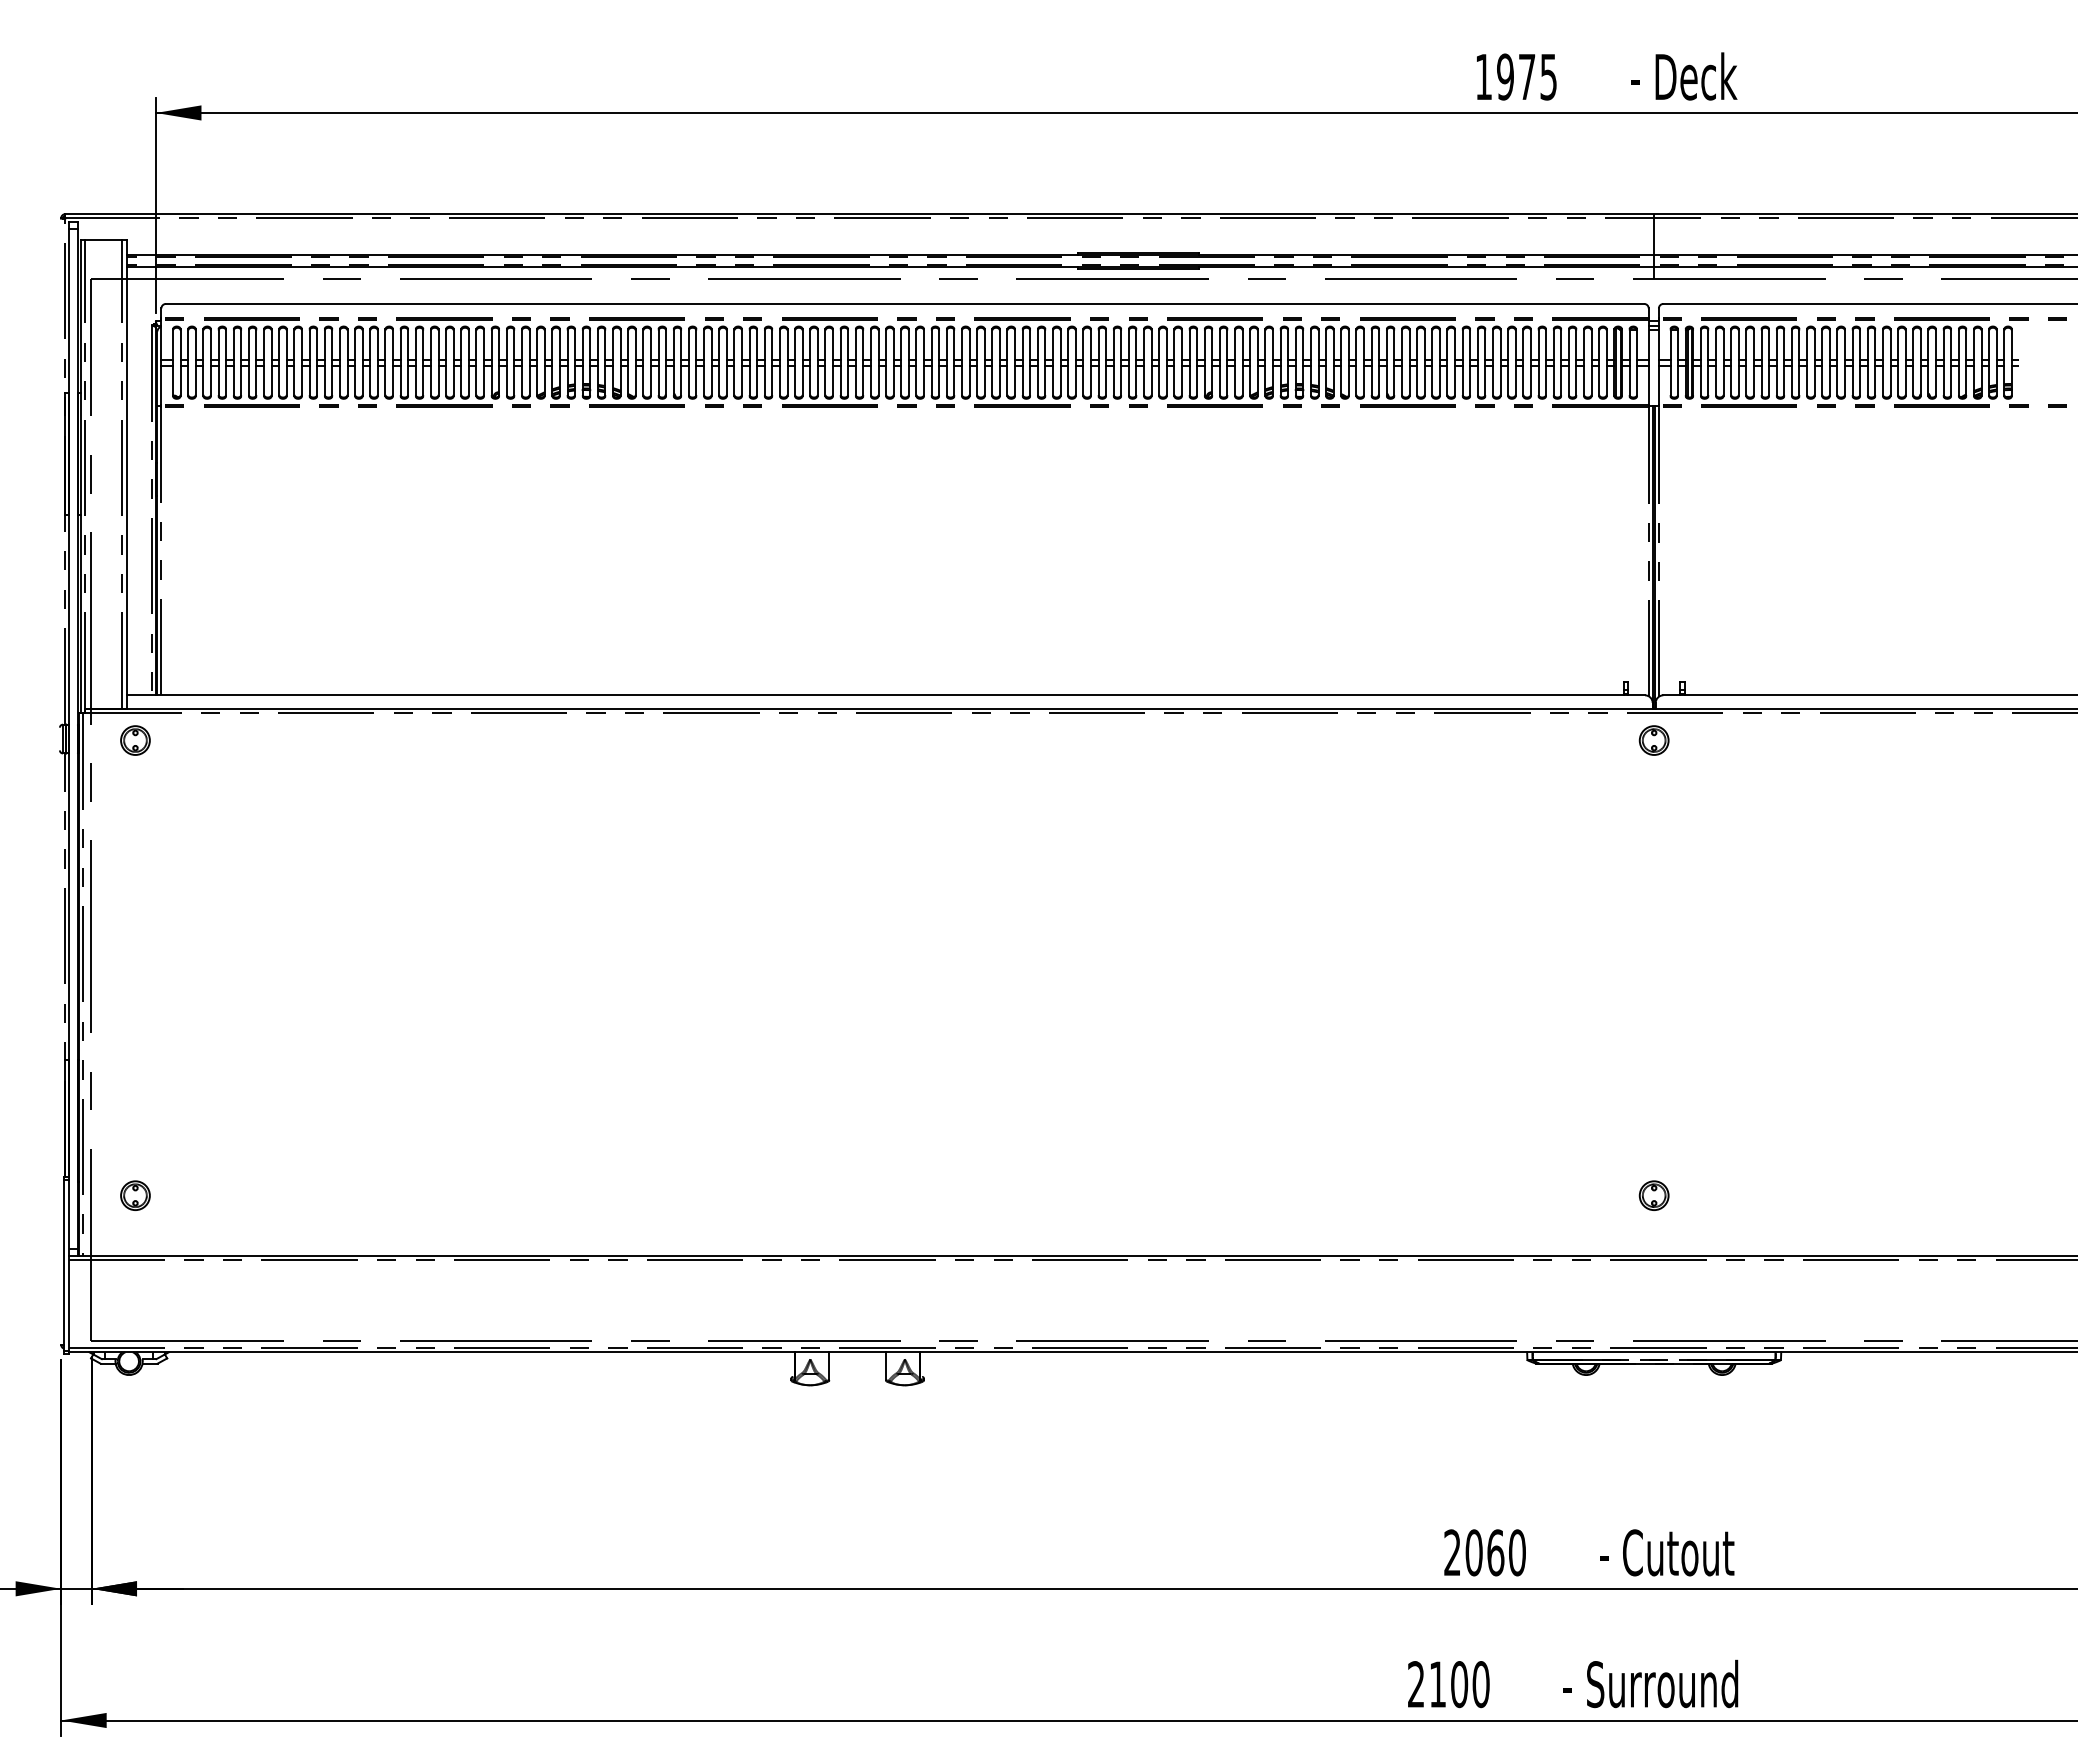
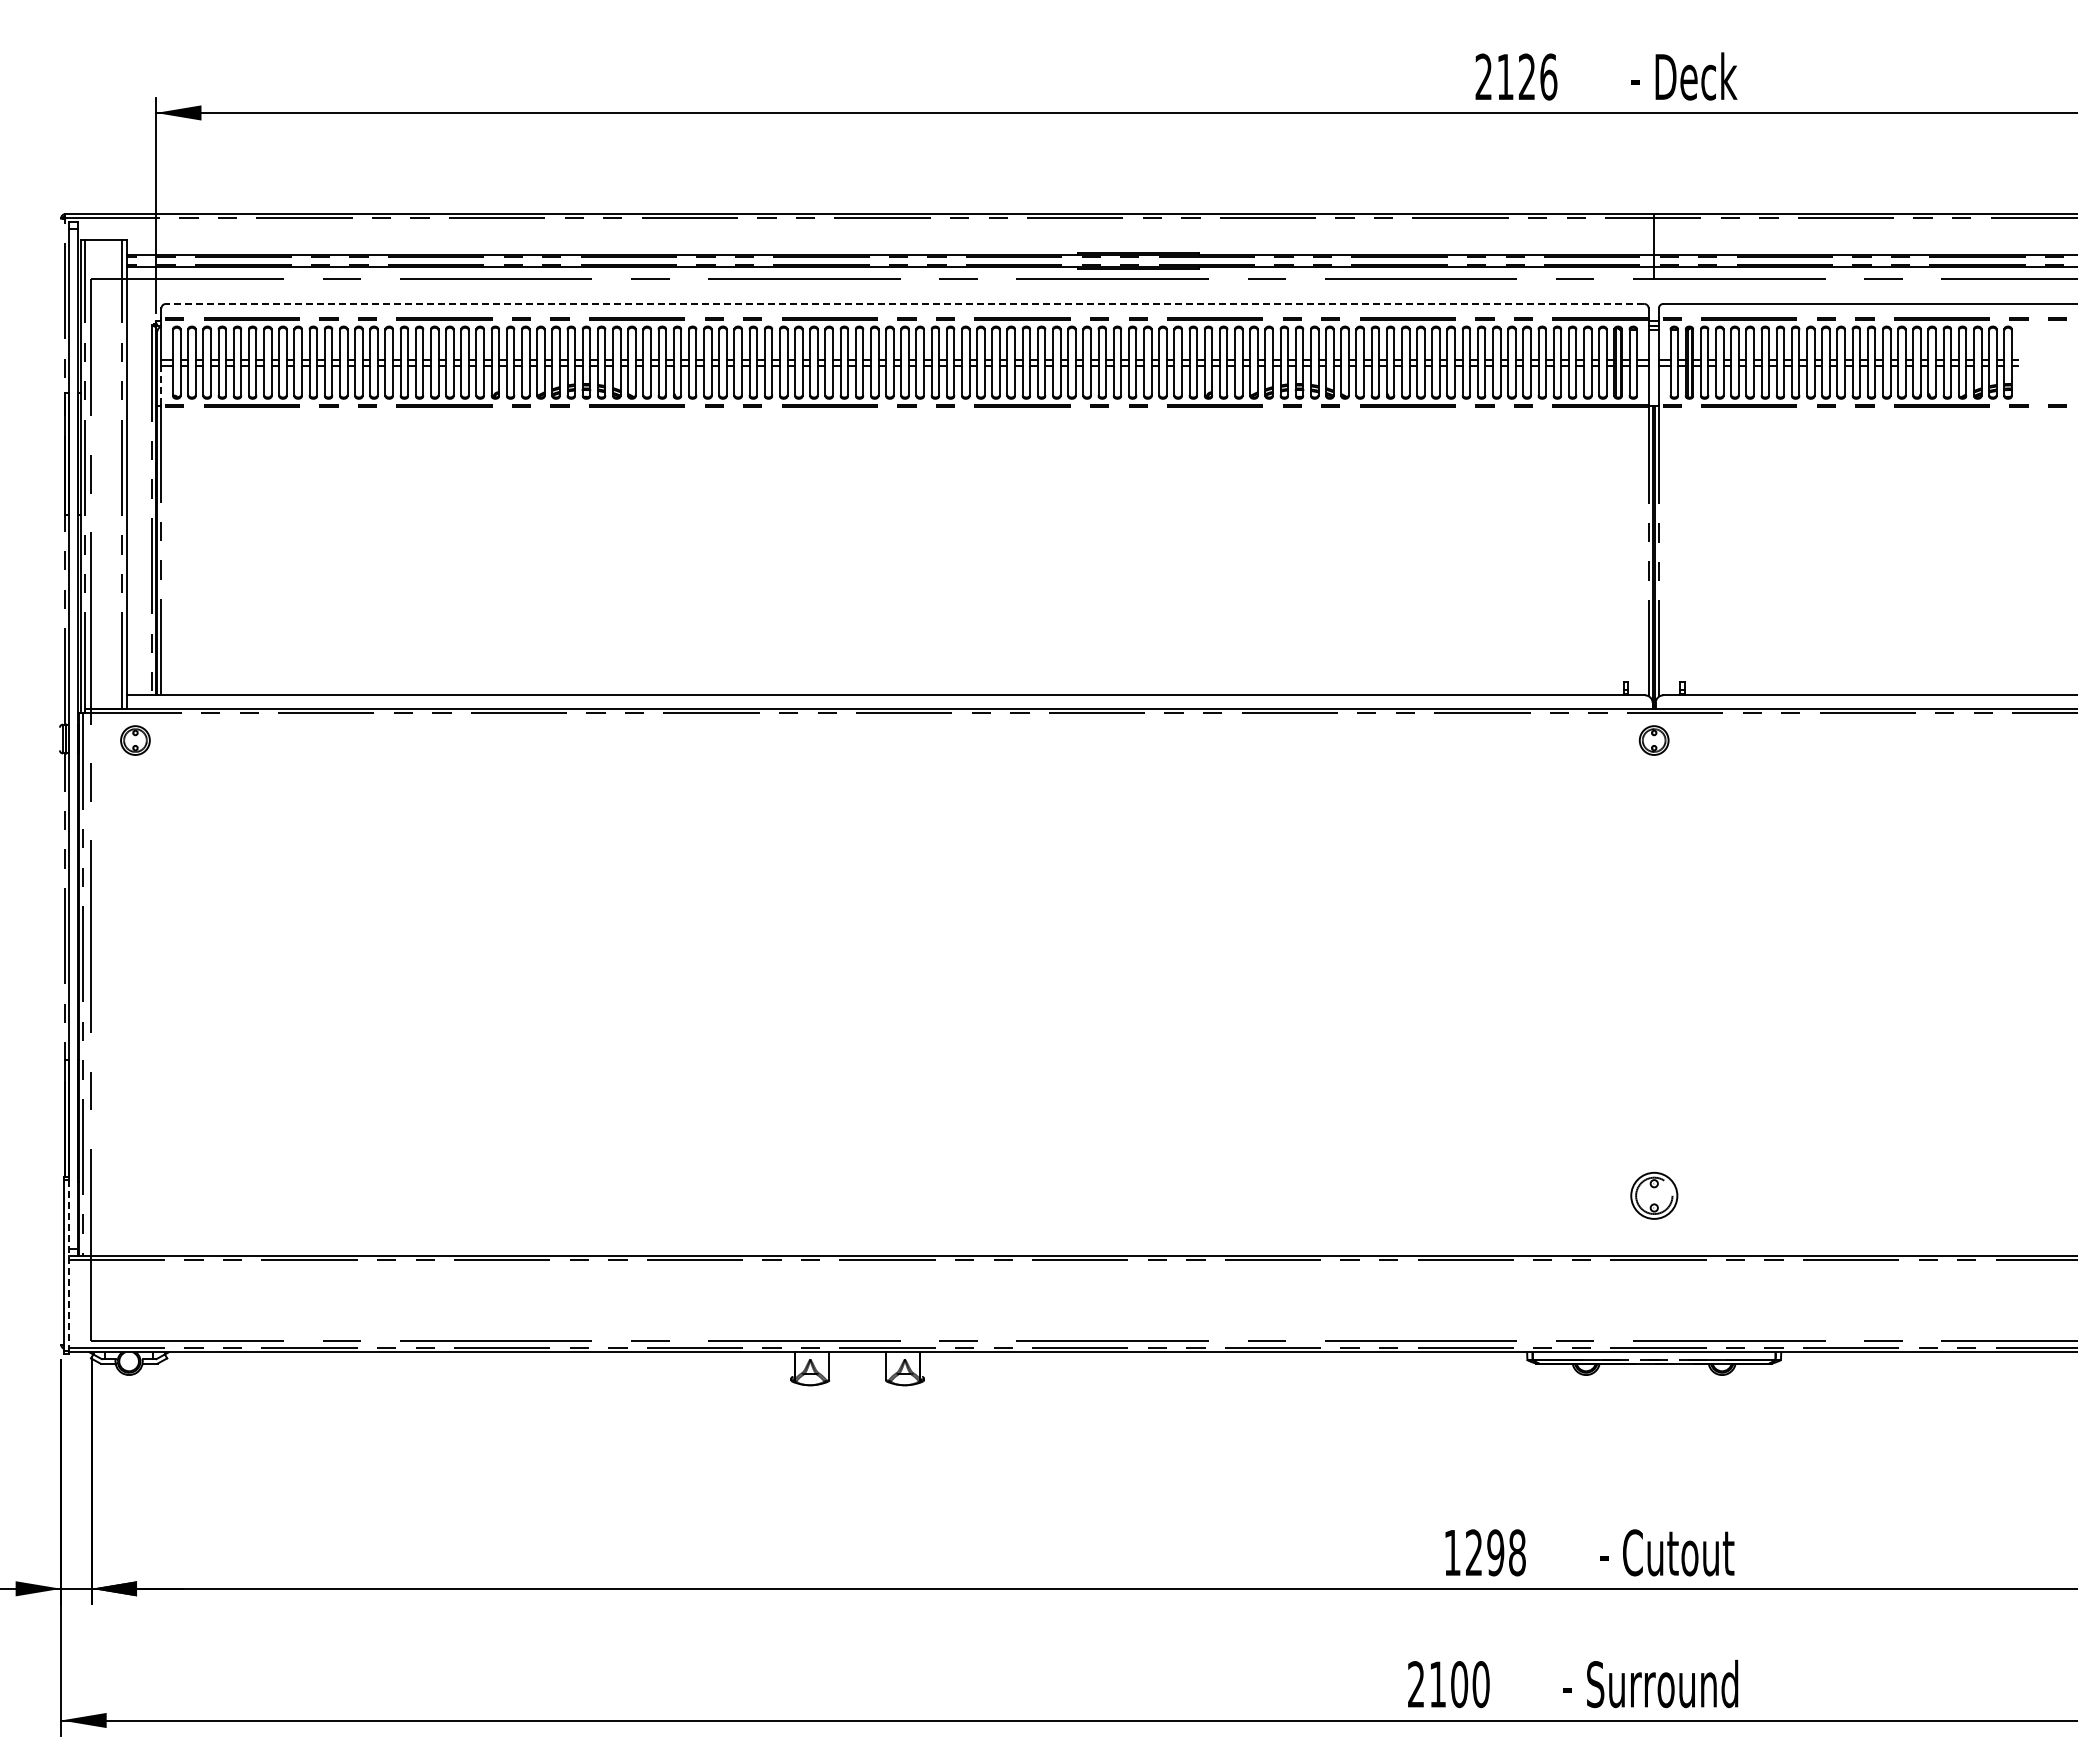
text: 1975 -> 2126 (1516, 76)
line: solid -> dashed (904, 303)
line: solid -> dashed (161, 385)
part: present -> none (135, 1195)
part size: 32x31 px -> 49x49 px (1654, 1195)
line: solid -> dashed (68, 1265)
text: 2060 -> 1298 (1484, 1552)
